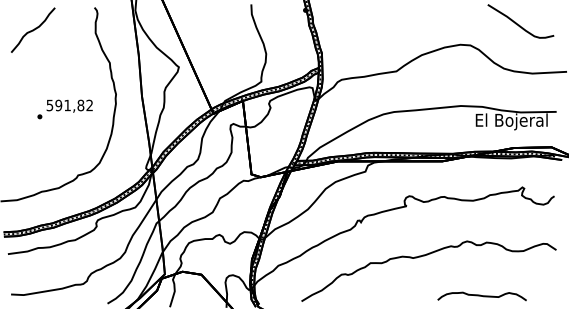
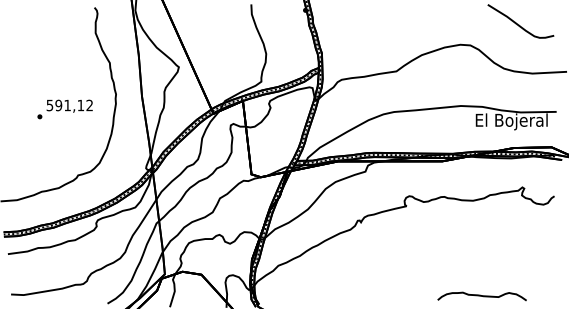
curve: present -> none (33, 29)
text: 591,82 -> 591,12 (80, 105)
curve: present -> none (424, 256)
